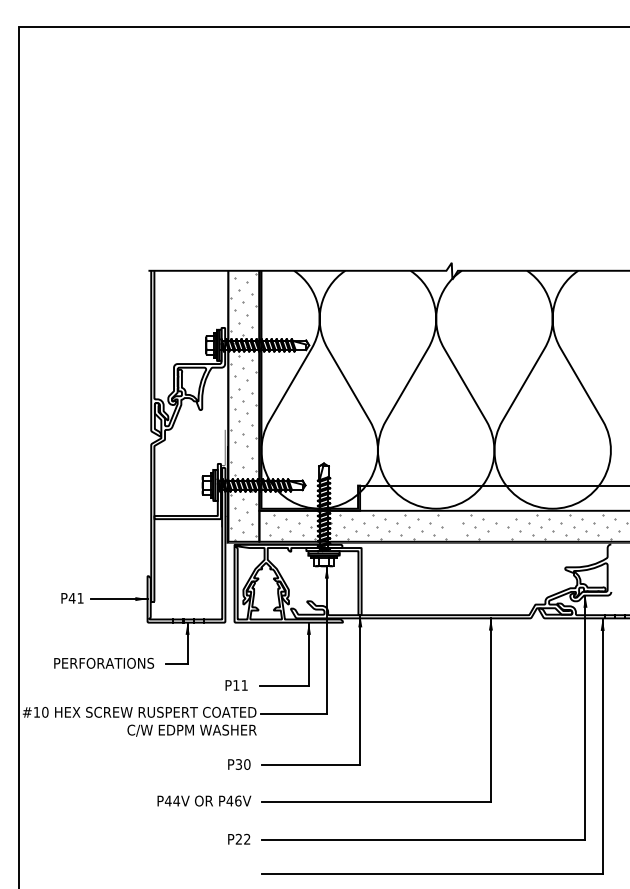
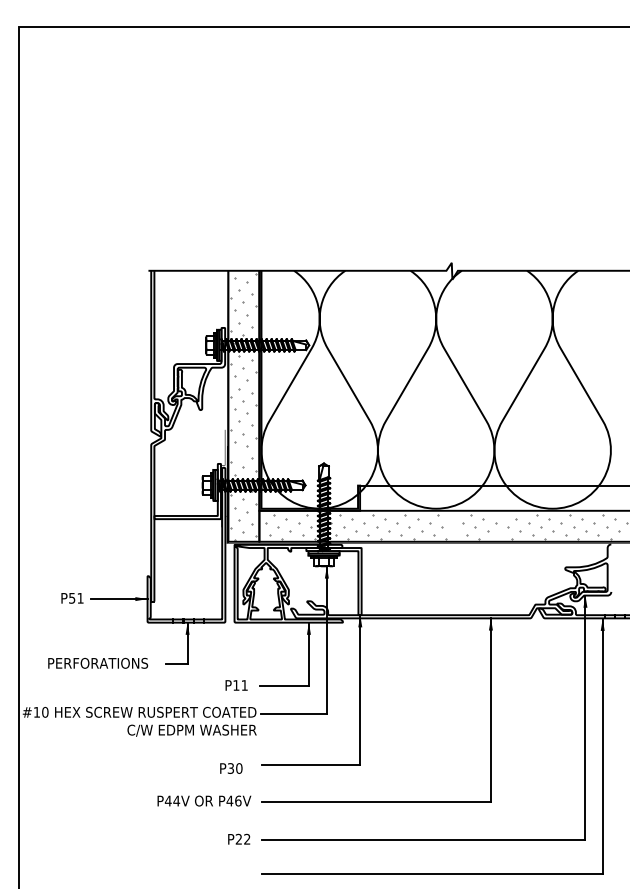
text: P41 -> P51 (71, 598)
text position: (104, 662) -> (98, 662) (98, 662)
text position: (239, 764) -> (231, 768) (231, 768)
